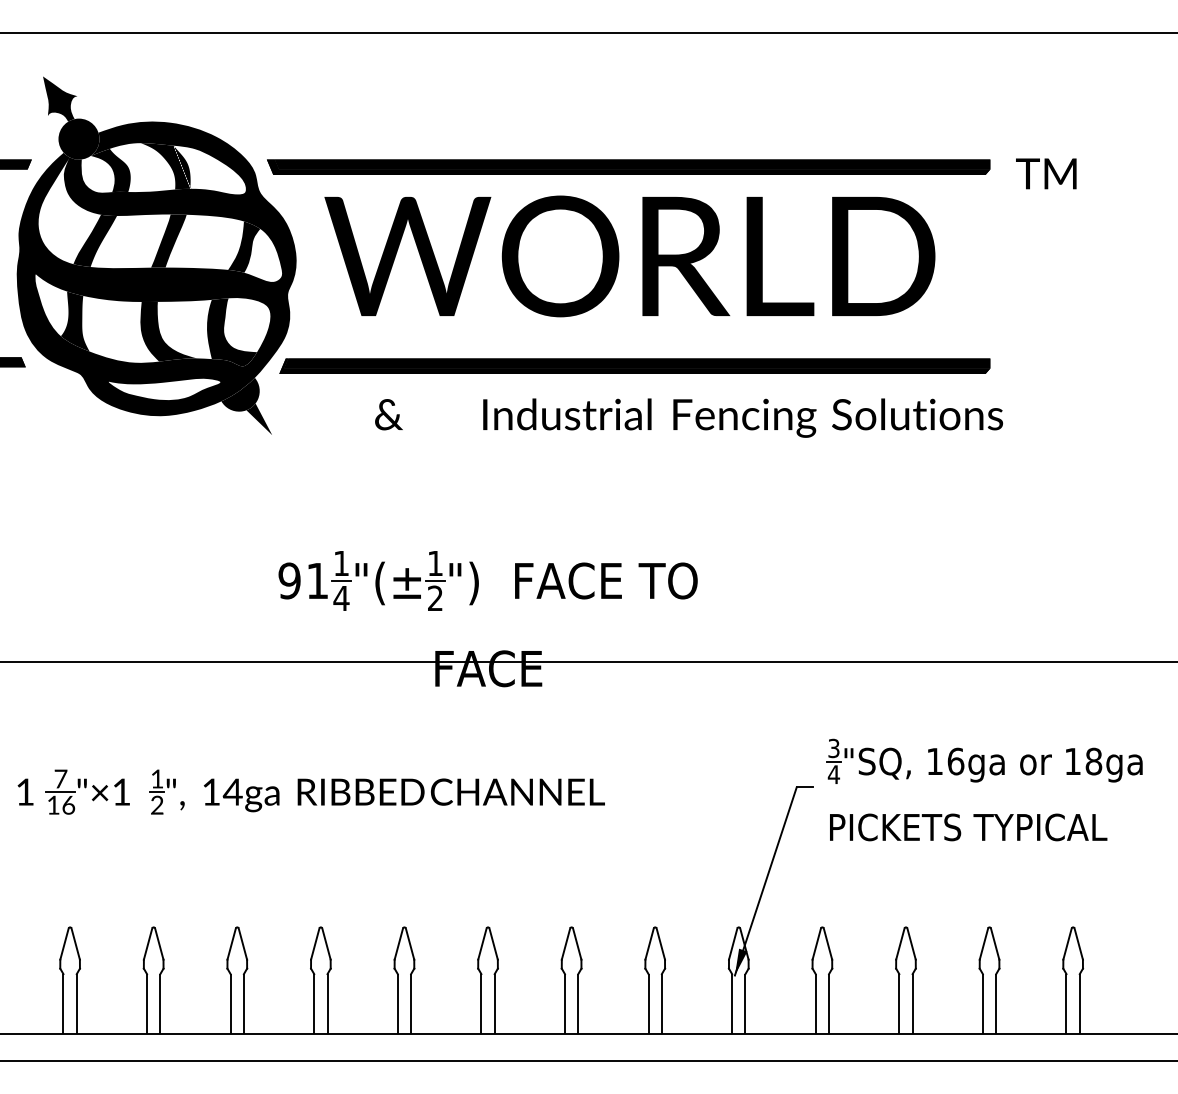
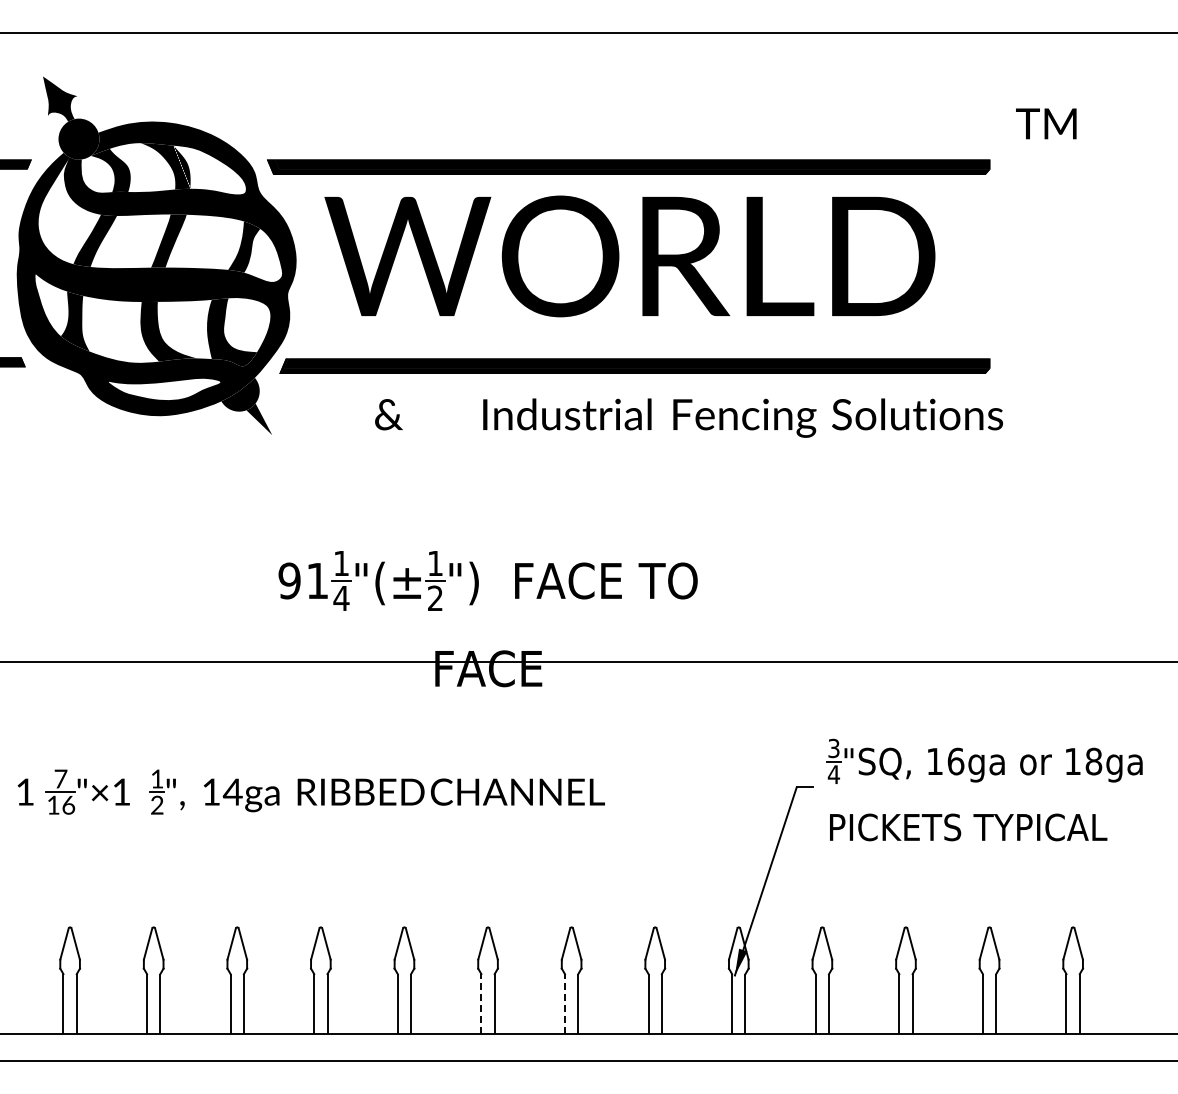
text position: (1046, 173) -> (1046, 123) (1046, 123)
line: solid -> dashed (481, 1003)
line: solid -> dashed (564, 1003)
